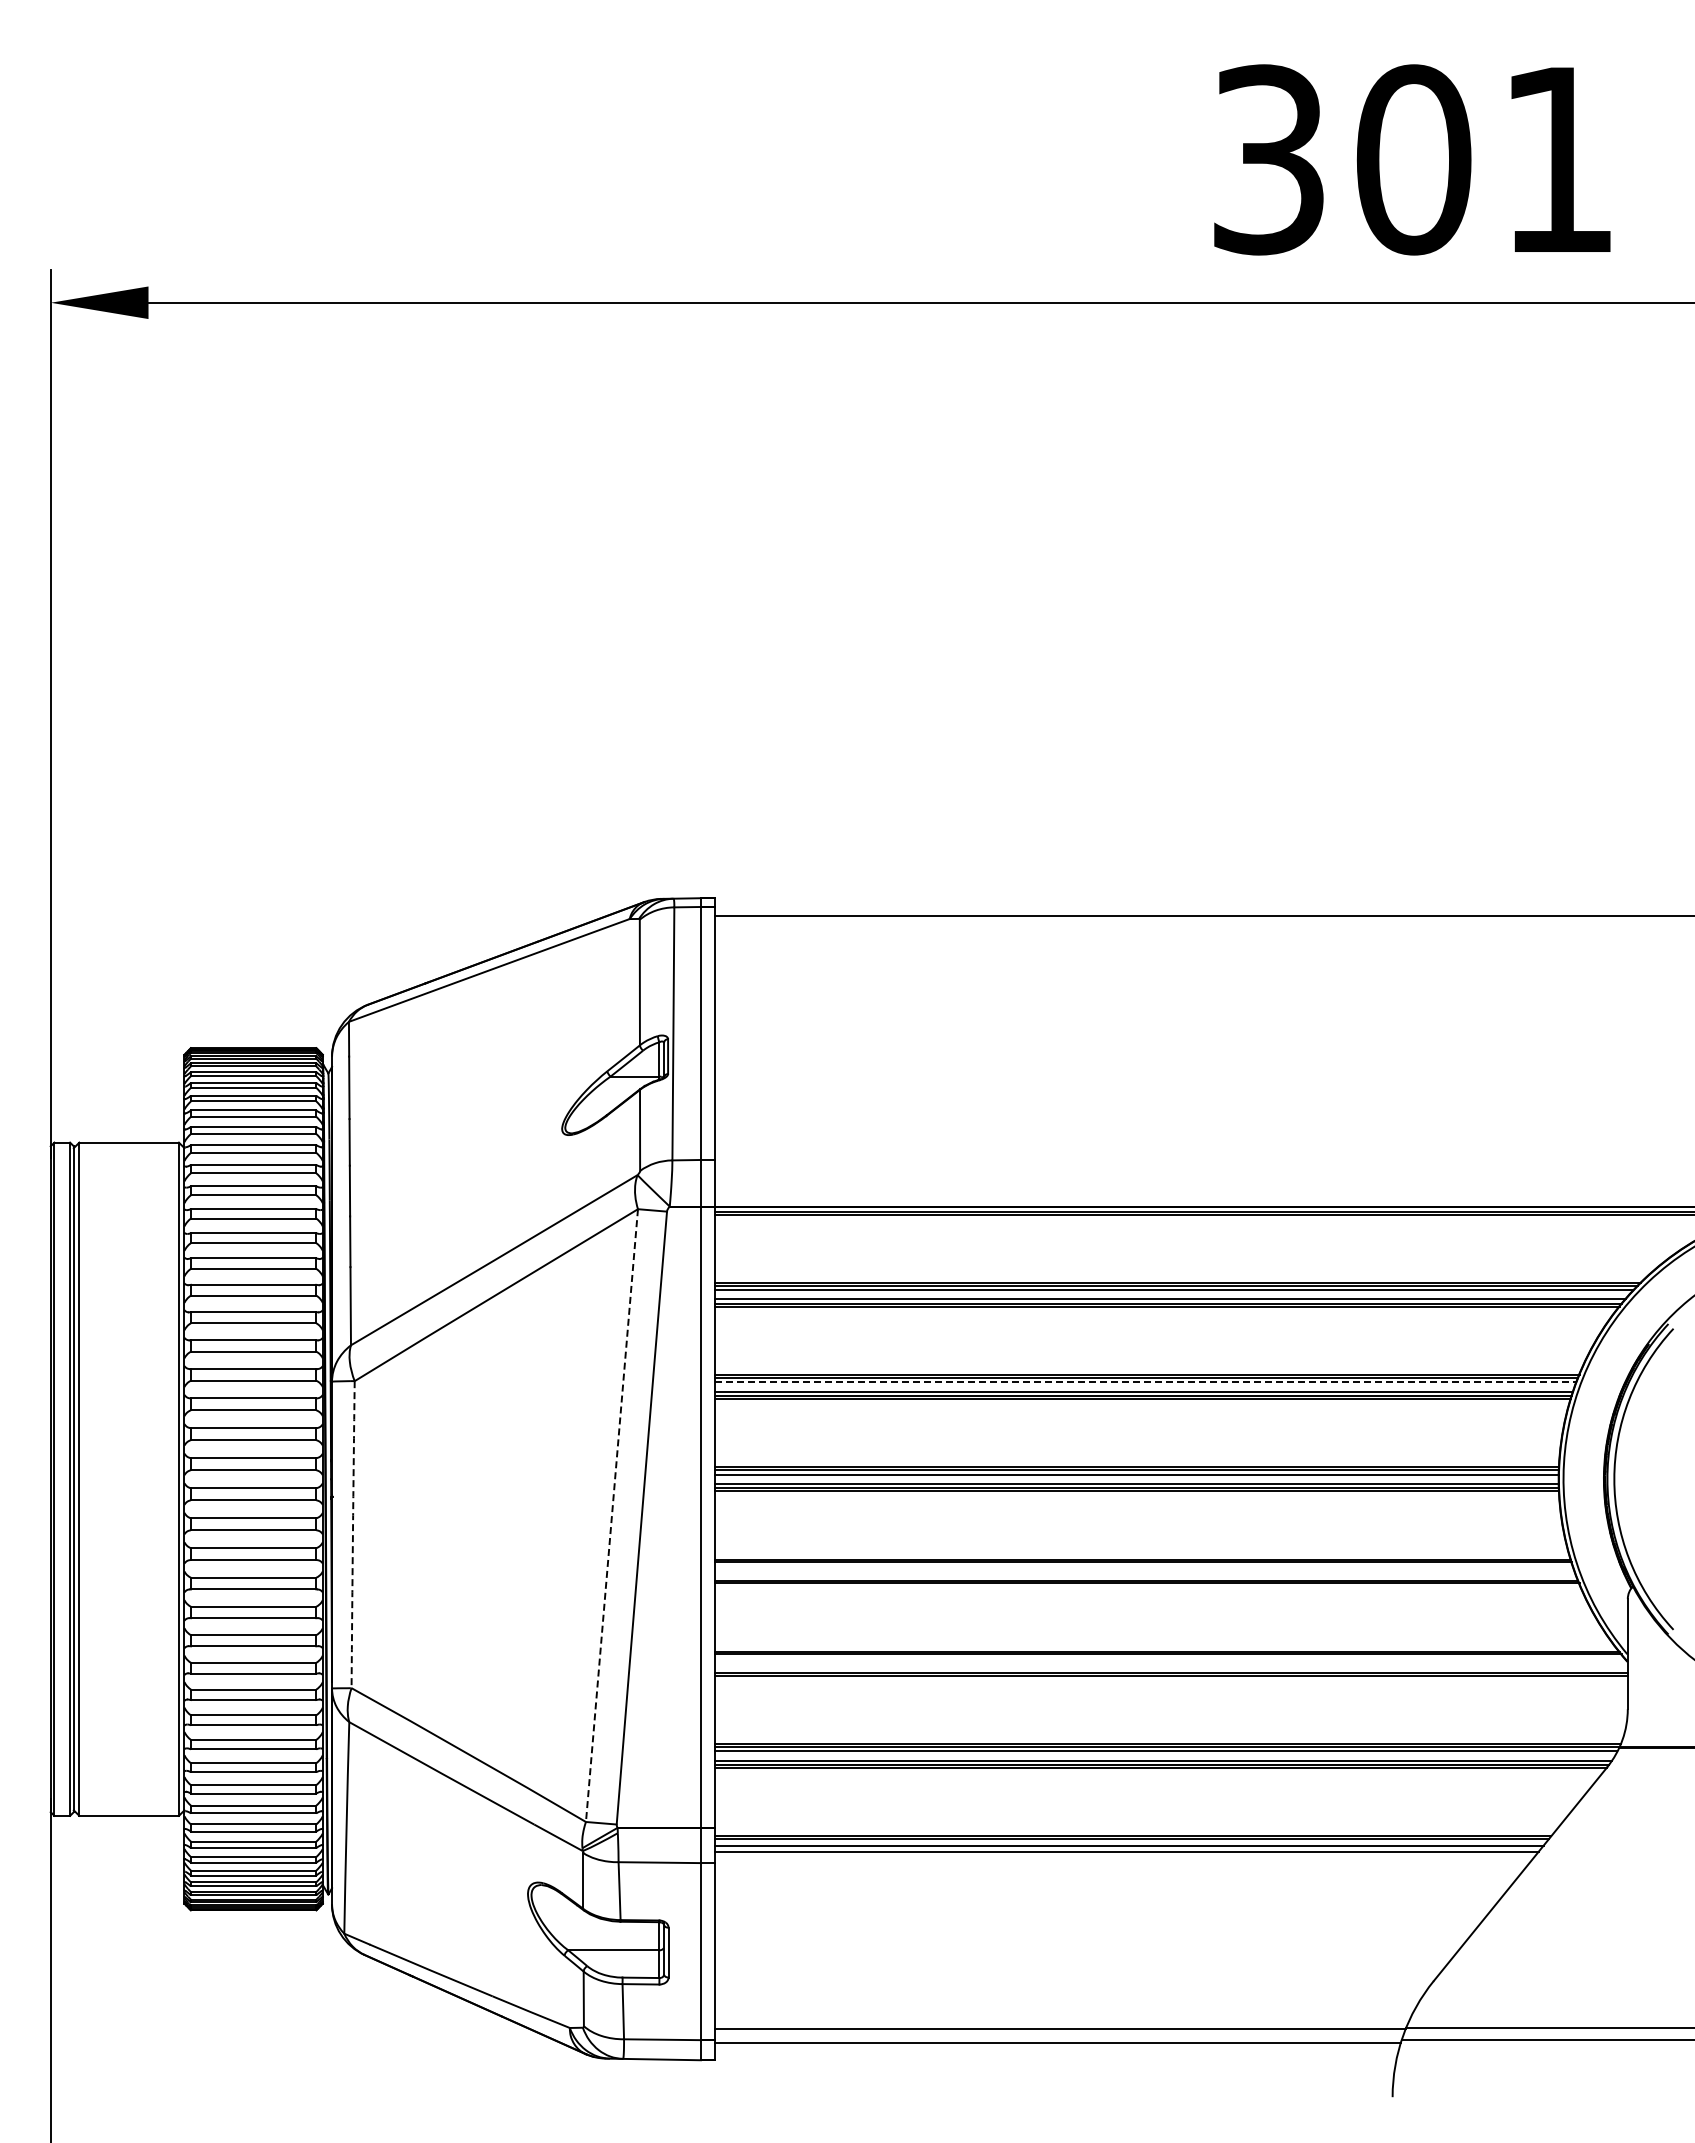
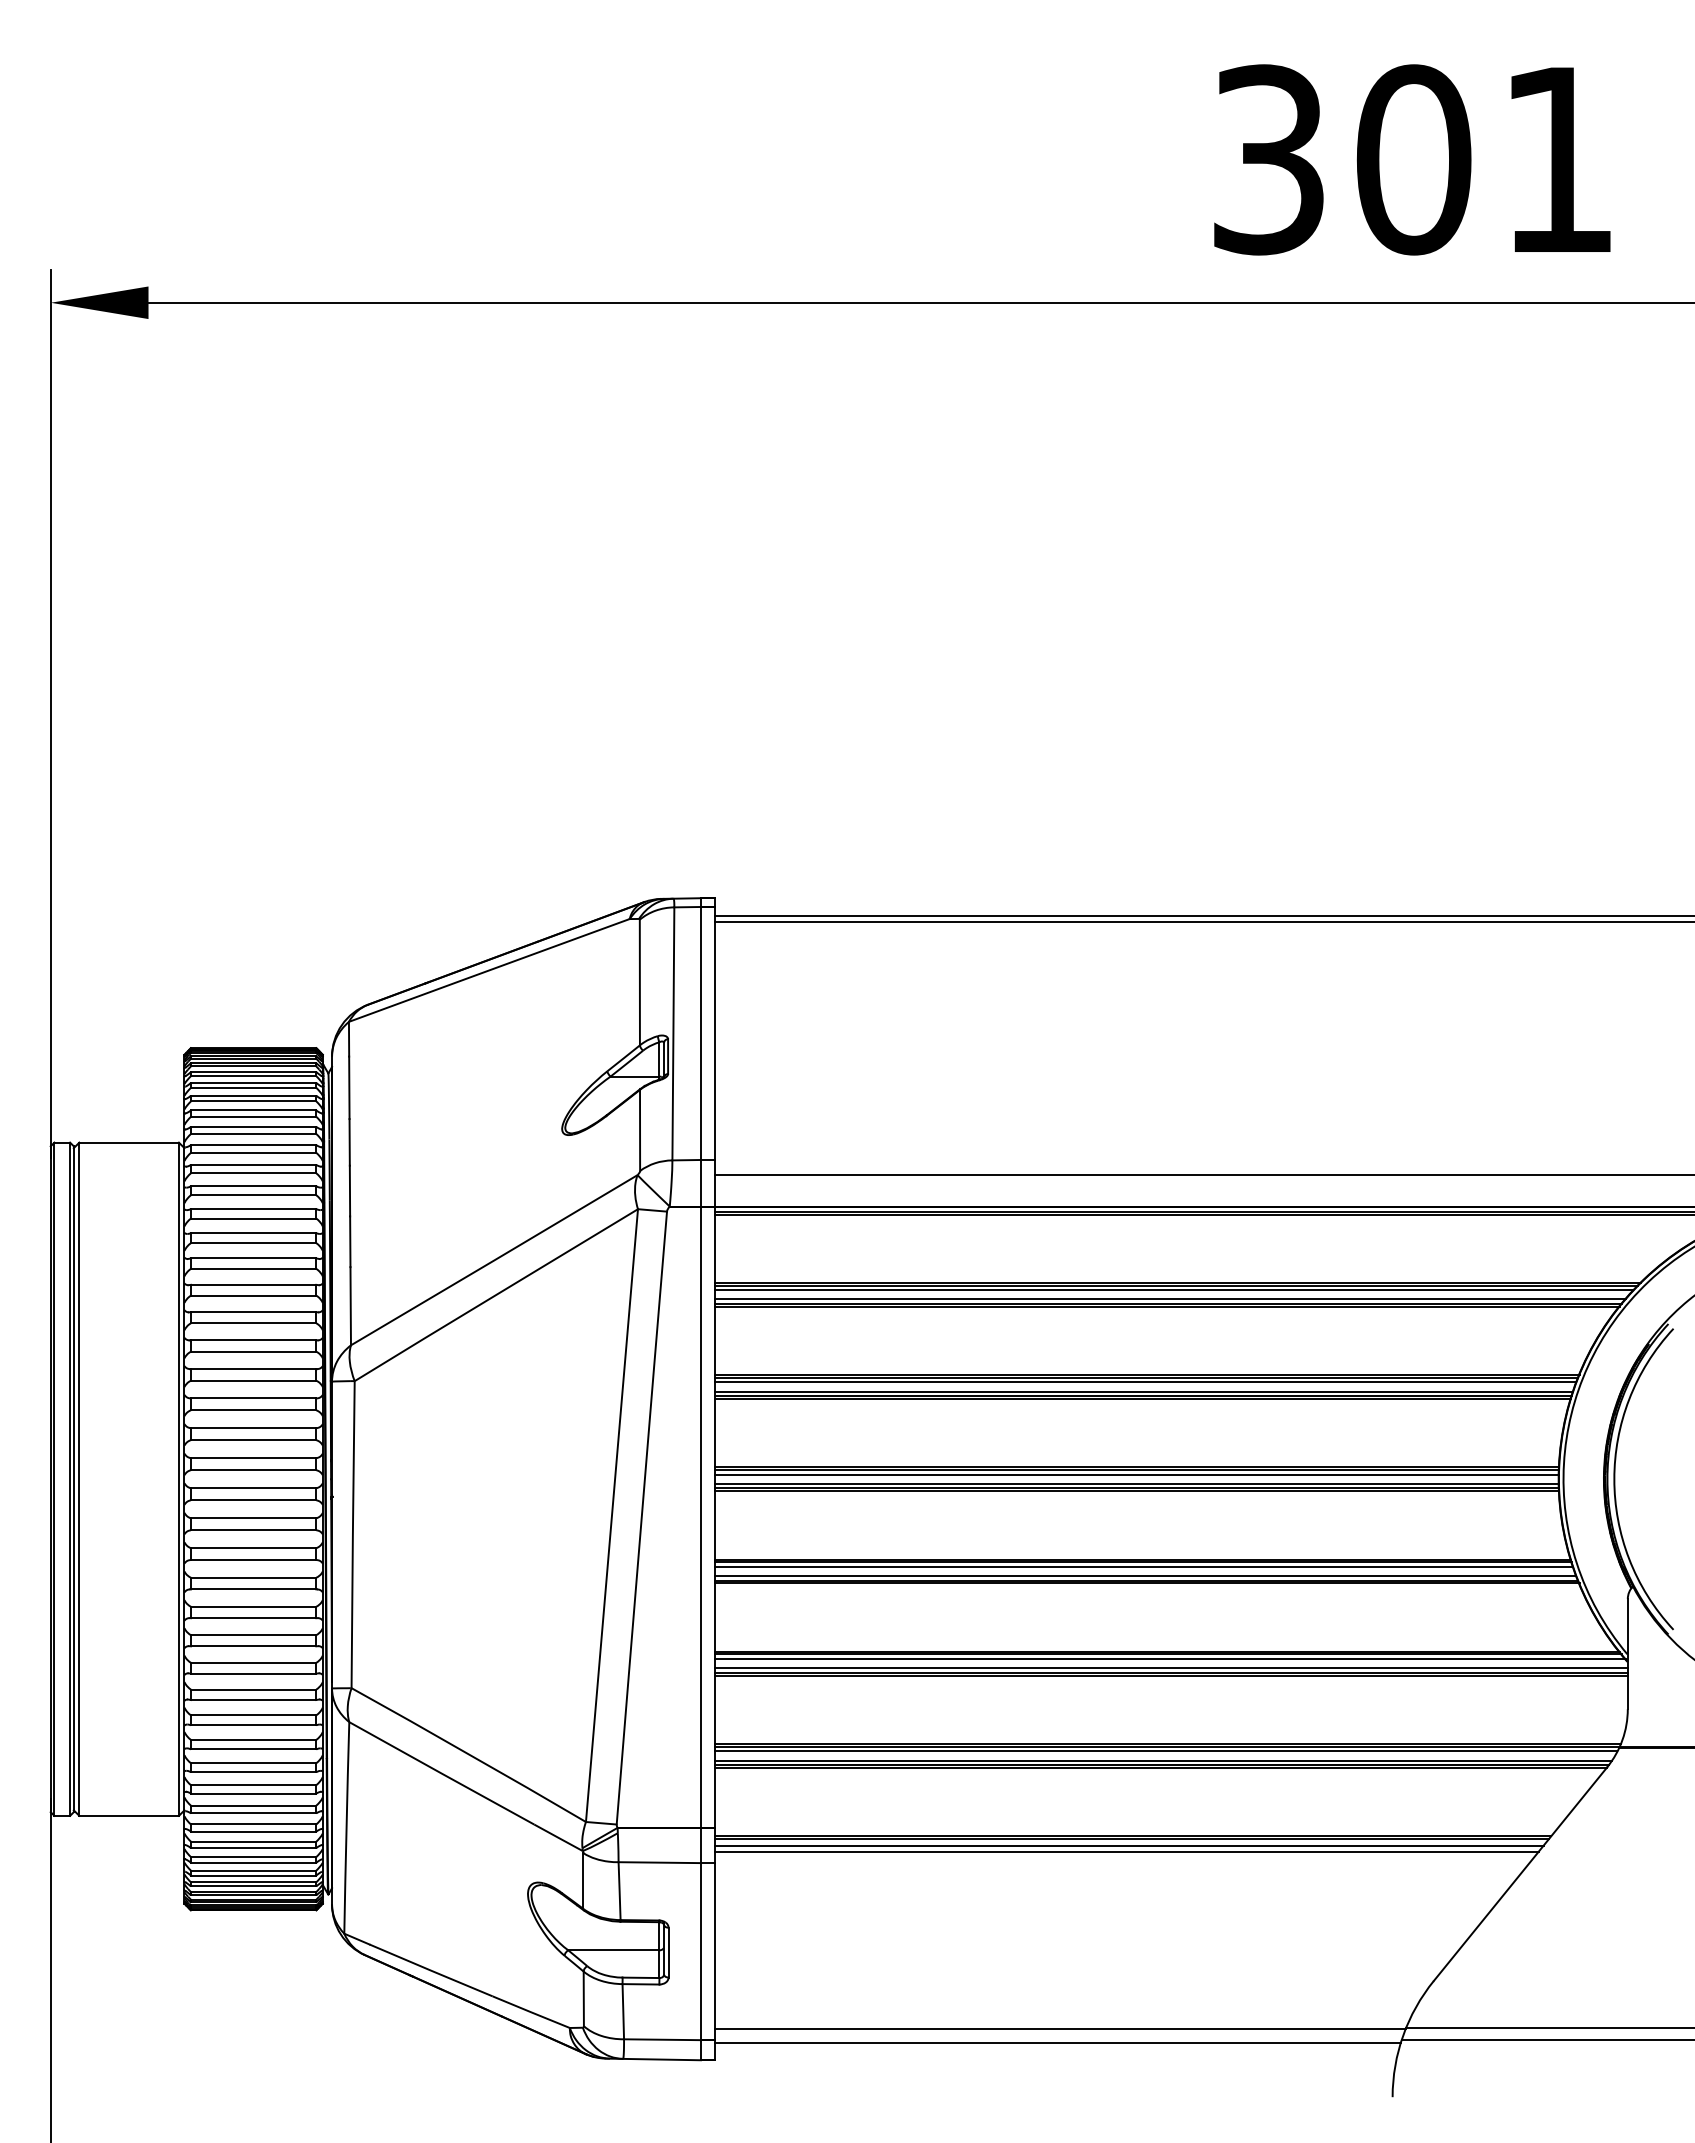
line: none -> present (1202, 921)
line: none -> present (1202, 1174)
line: dashed -> solid (1145, 1382)
line: dashed -> solid (611, 1516)
arc: dashed -> solid (352, 1534)
line: none -> present (1143, 1566)
line: none -> present (1145, 1576)
line: none -> present (1169, 1659)
line: none -> present (1170, 1668)
